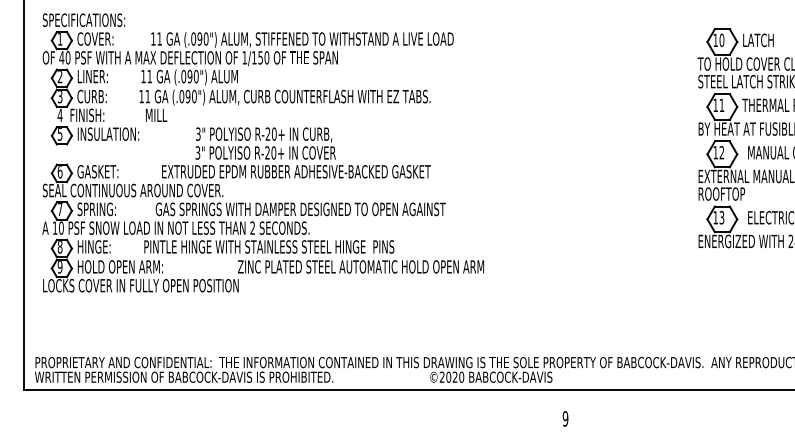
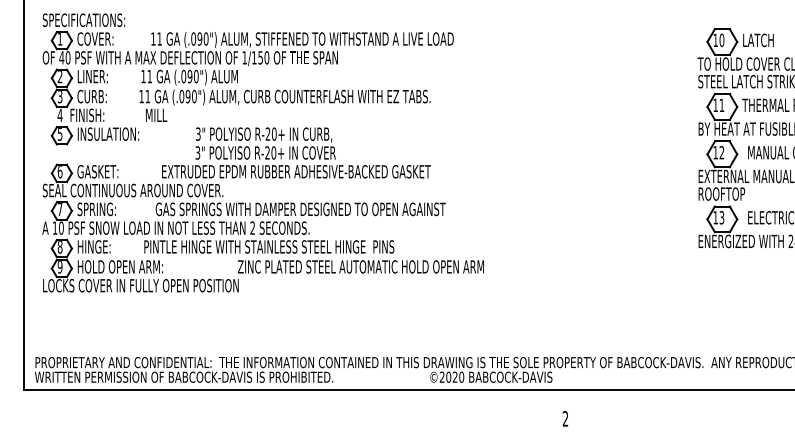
text: 9 -> 2 (565, 418)
